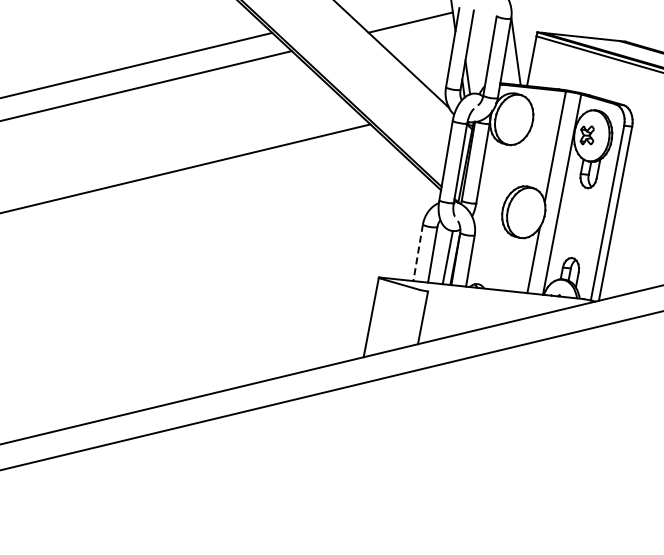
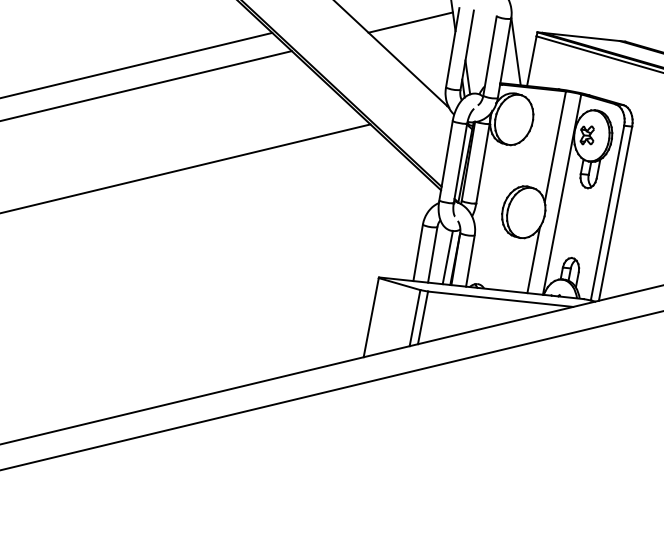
line: dashed -> solid (418, 253)
line: none -> present (500, 298)
line: none -> present (414, 318)
